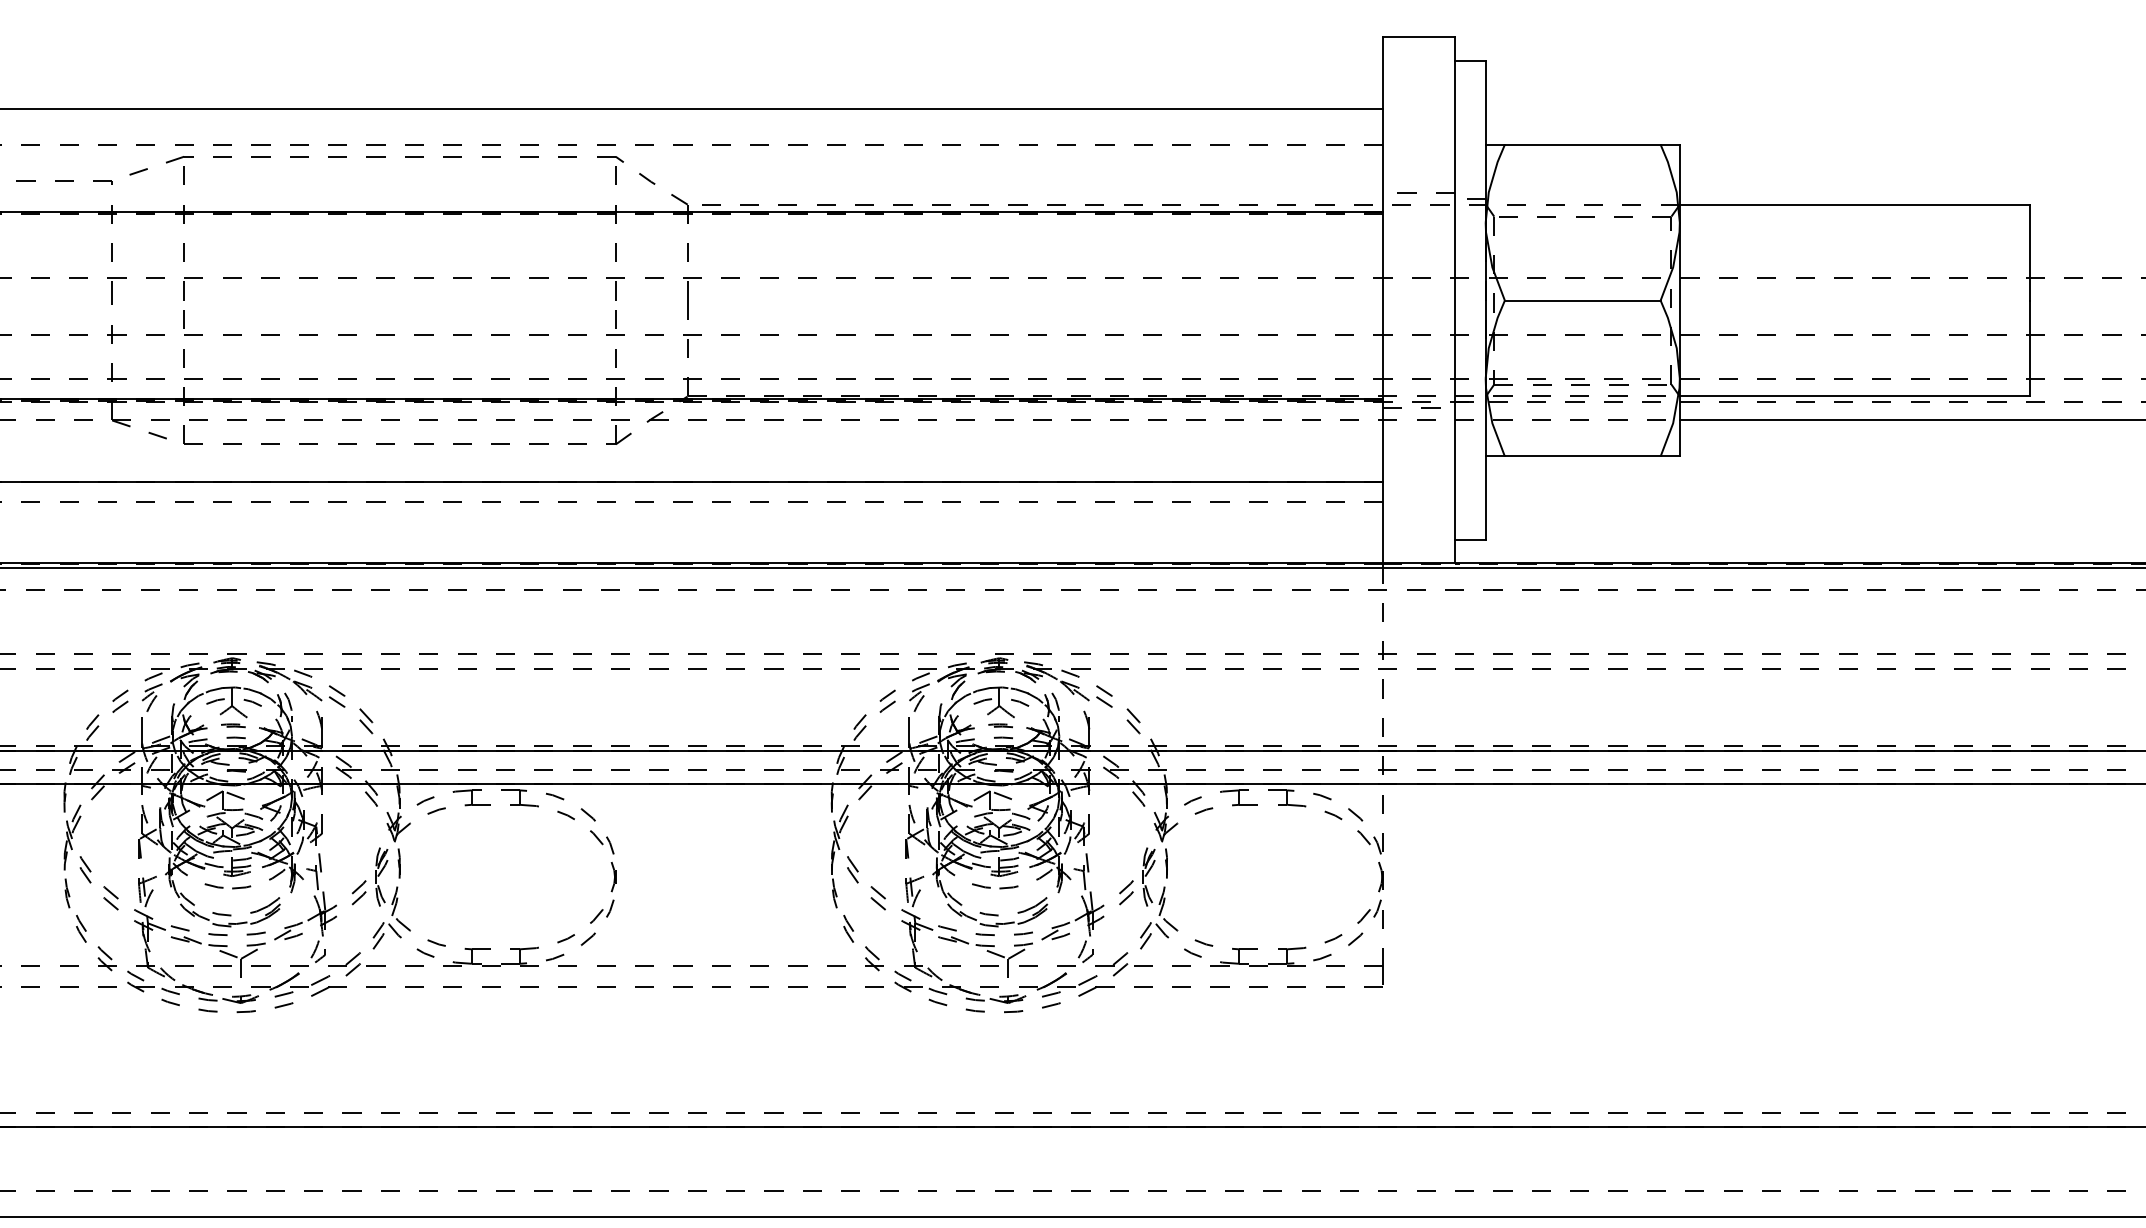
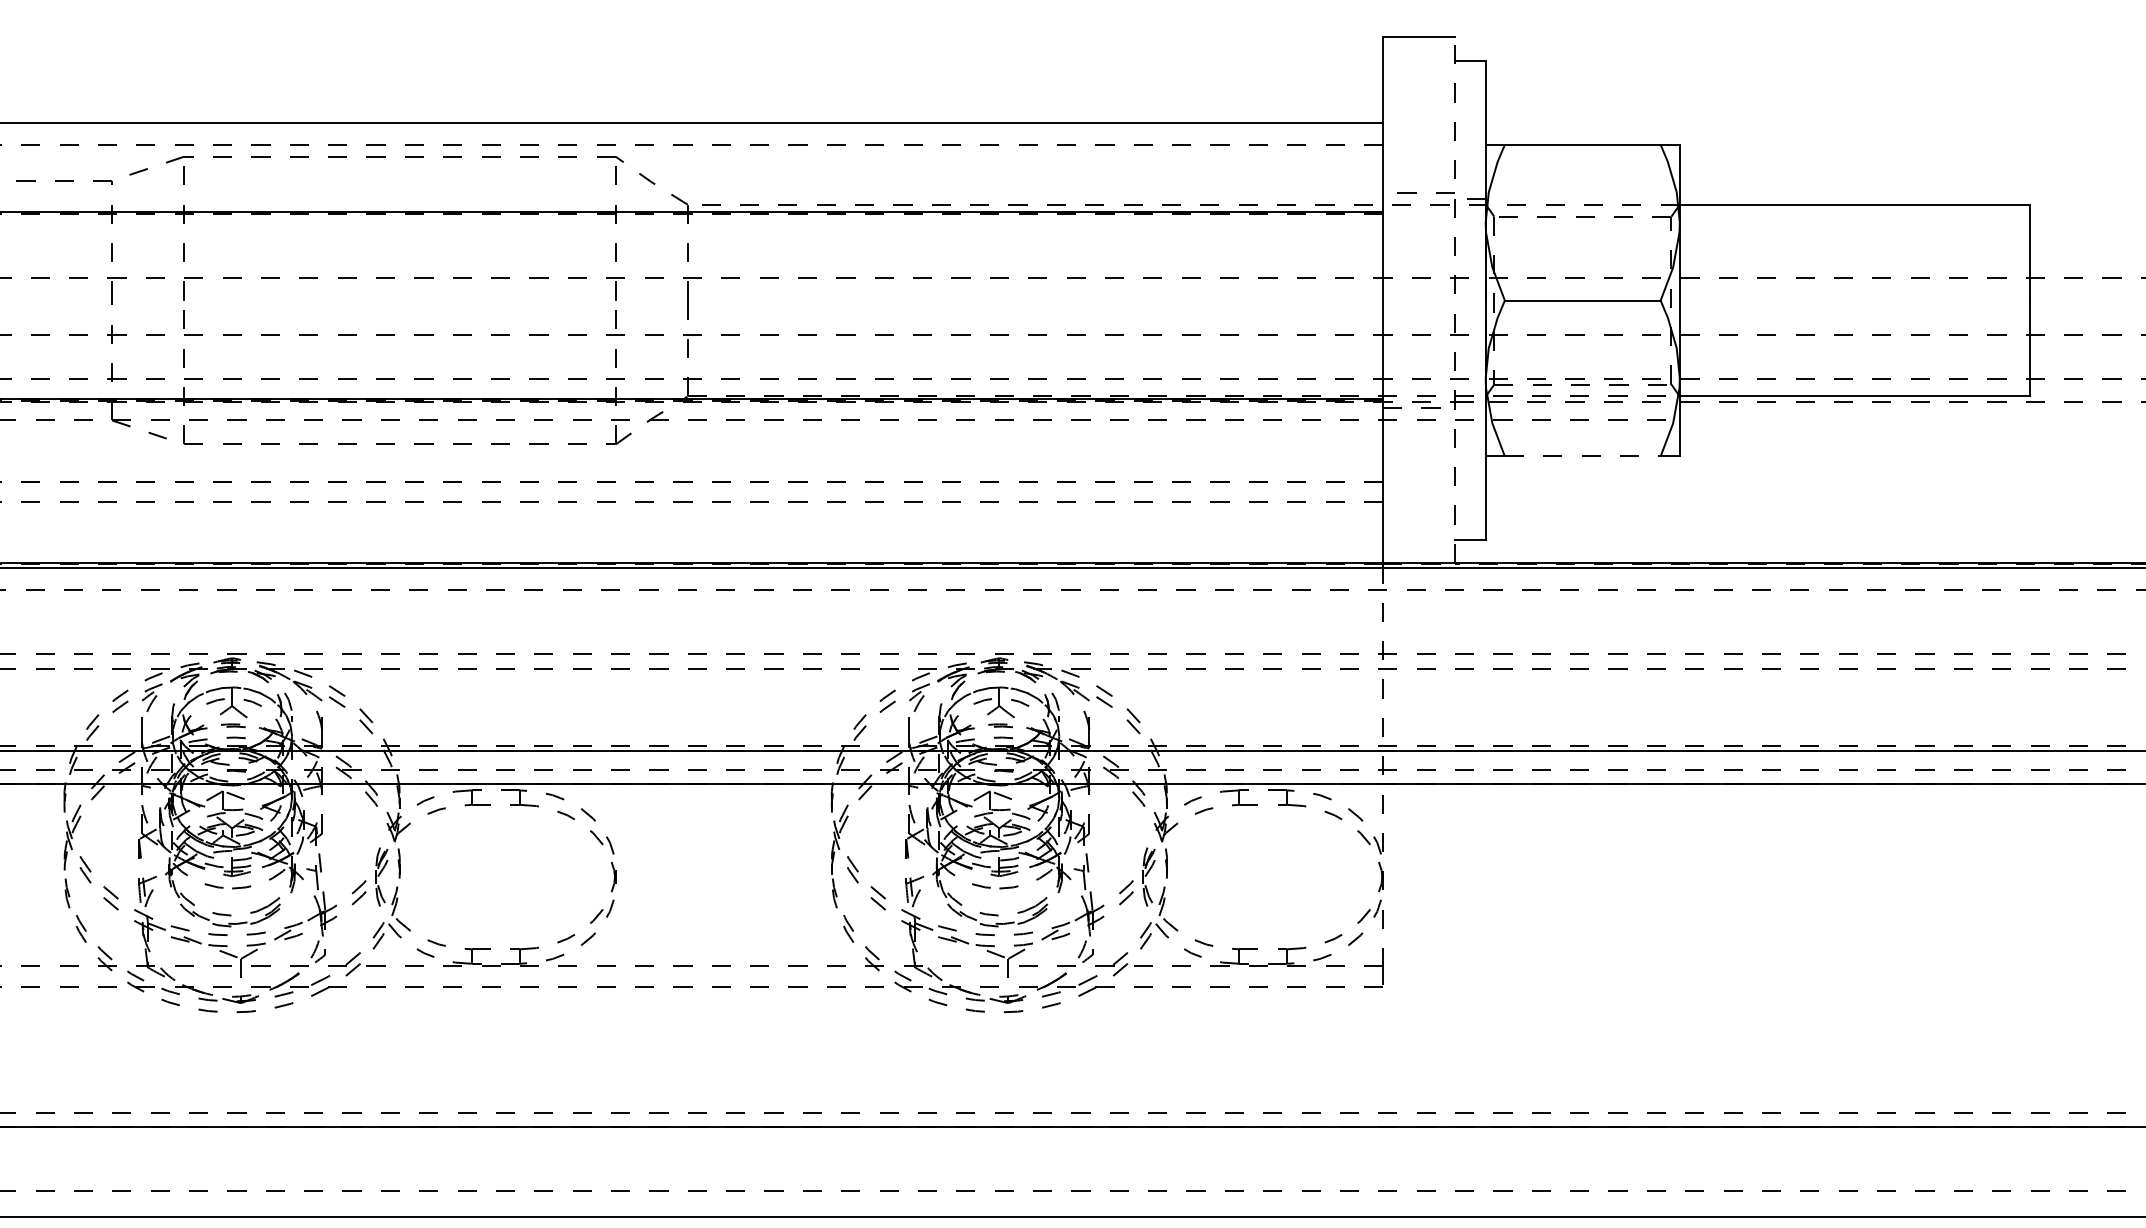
line position: (692, 108) -> (692, 122) (692, 122)
line: solid -> dashed (1455, 299)
line: present -> none (1910, 420)
line: solid -> dashed (1582, 456)
line: solid -> dashed (691, 481)
